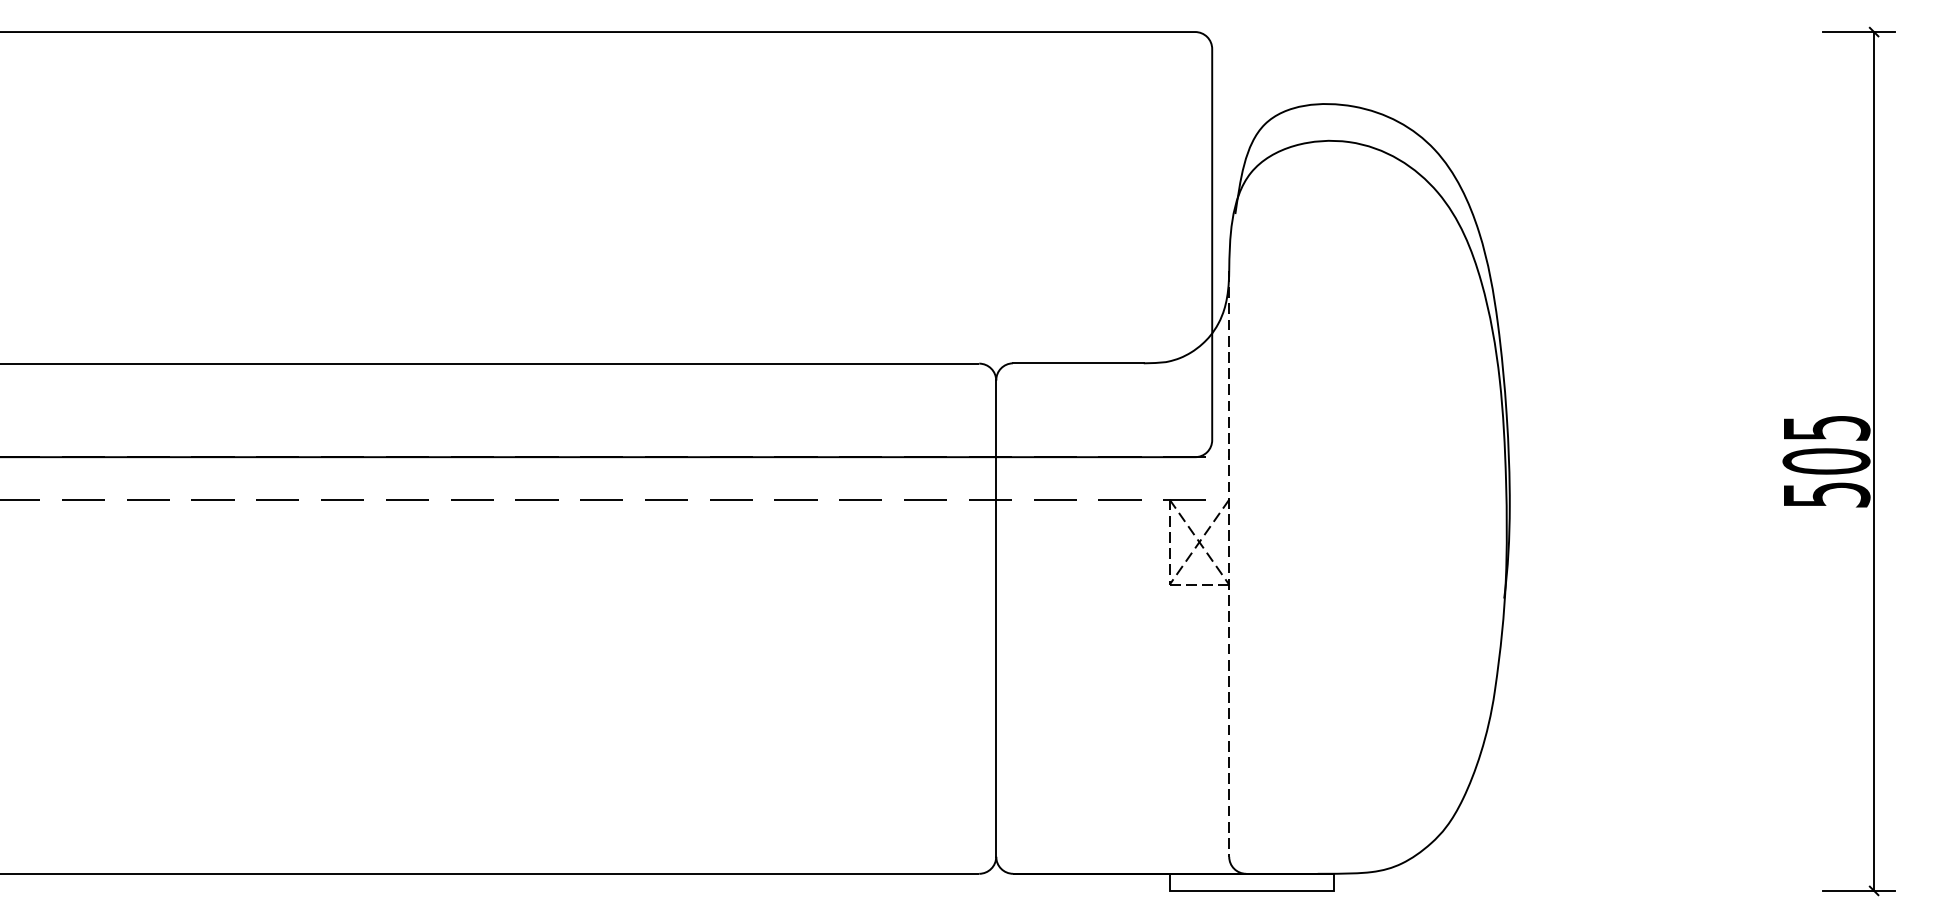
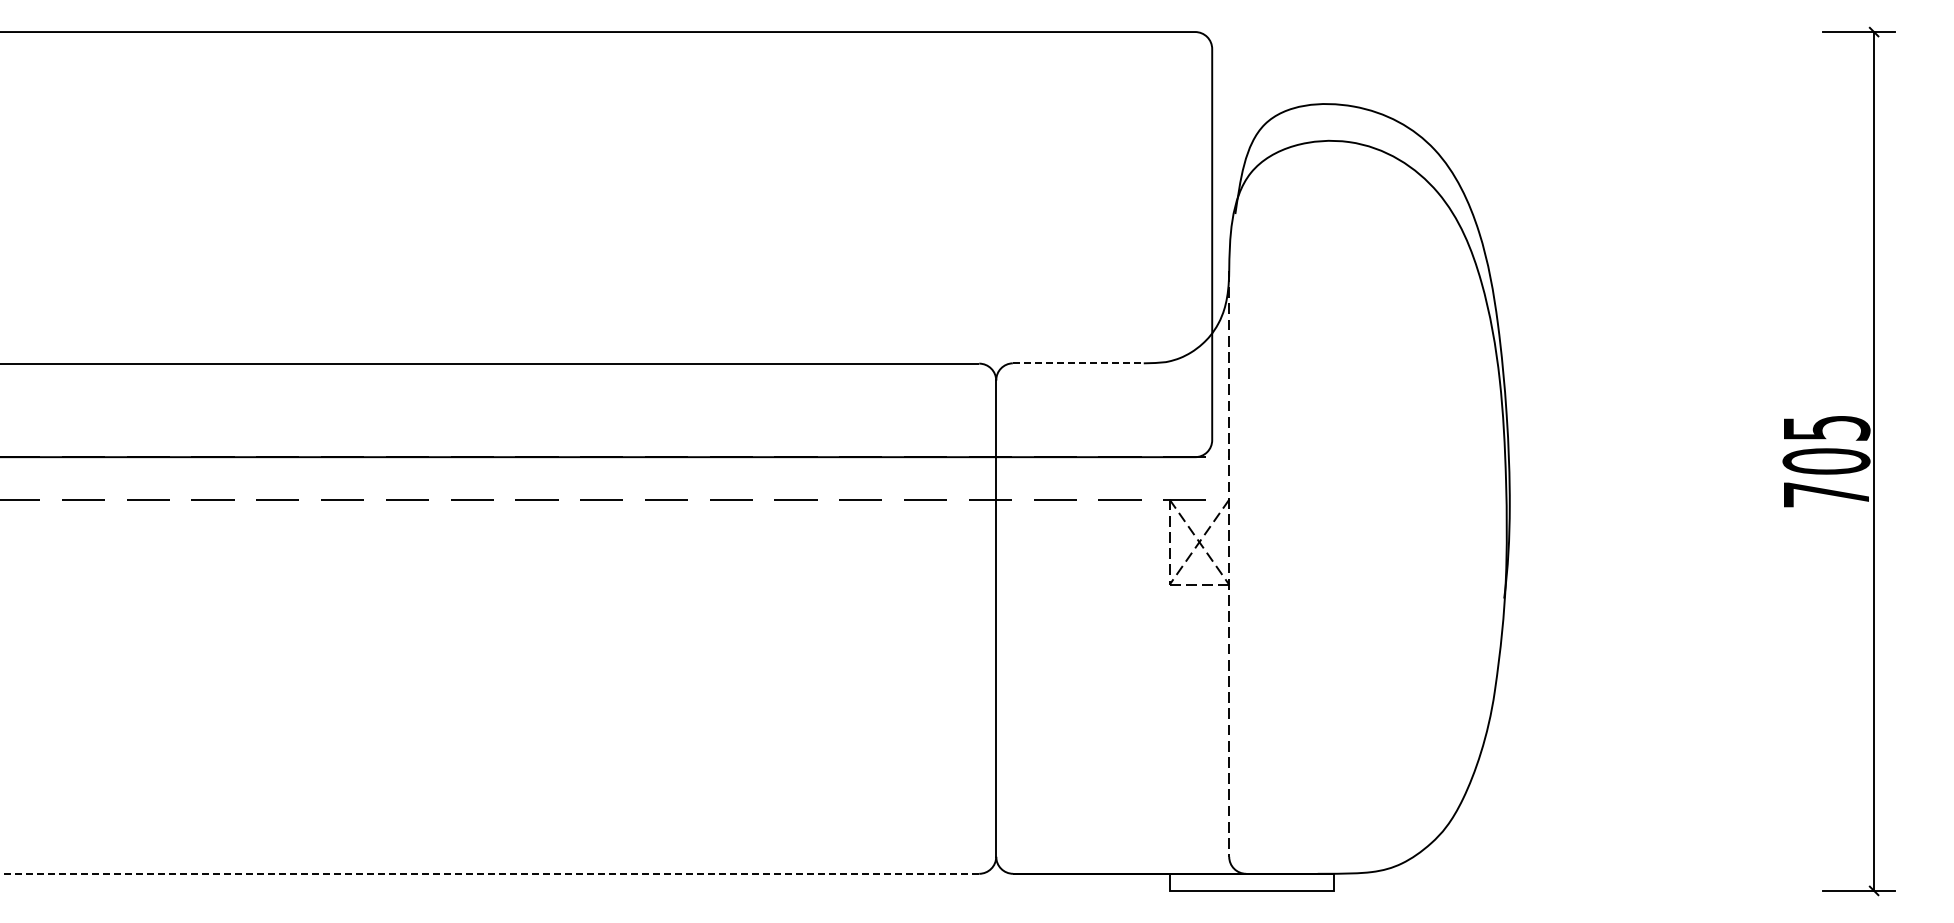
line: solid -> dashed (1078, 363)
text: 505 -> 705 (1827, 494)
line: solid -> dashed (489, 873)
